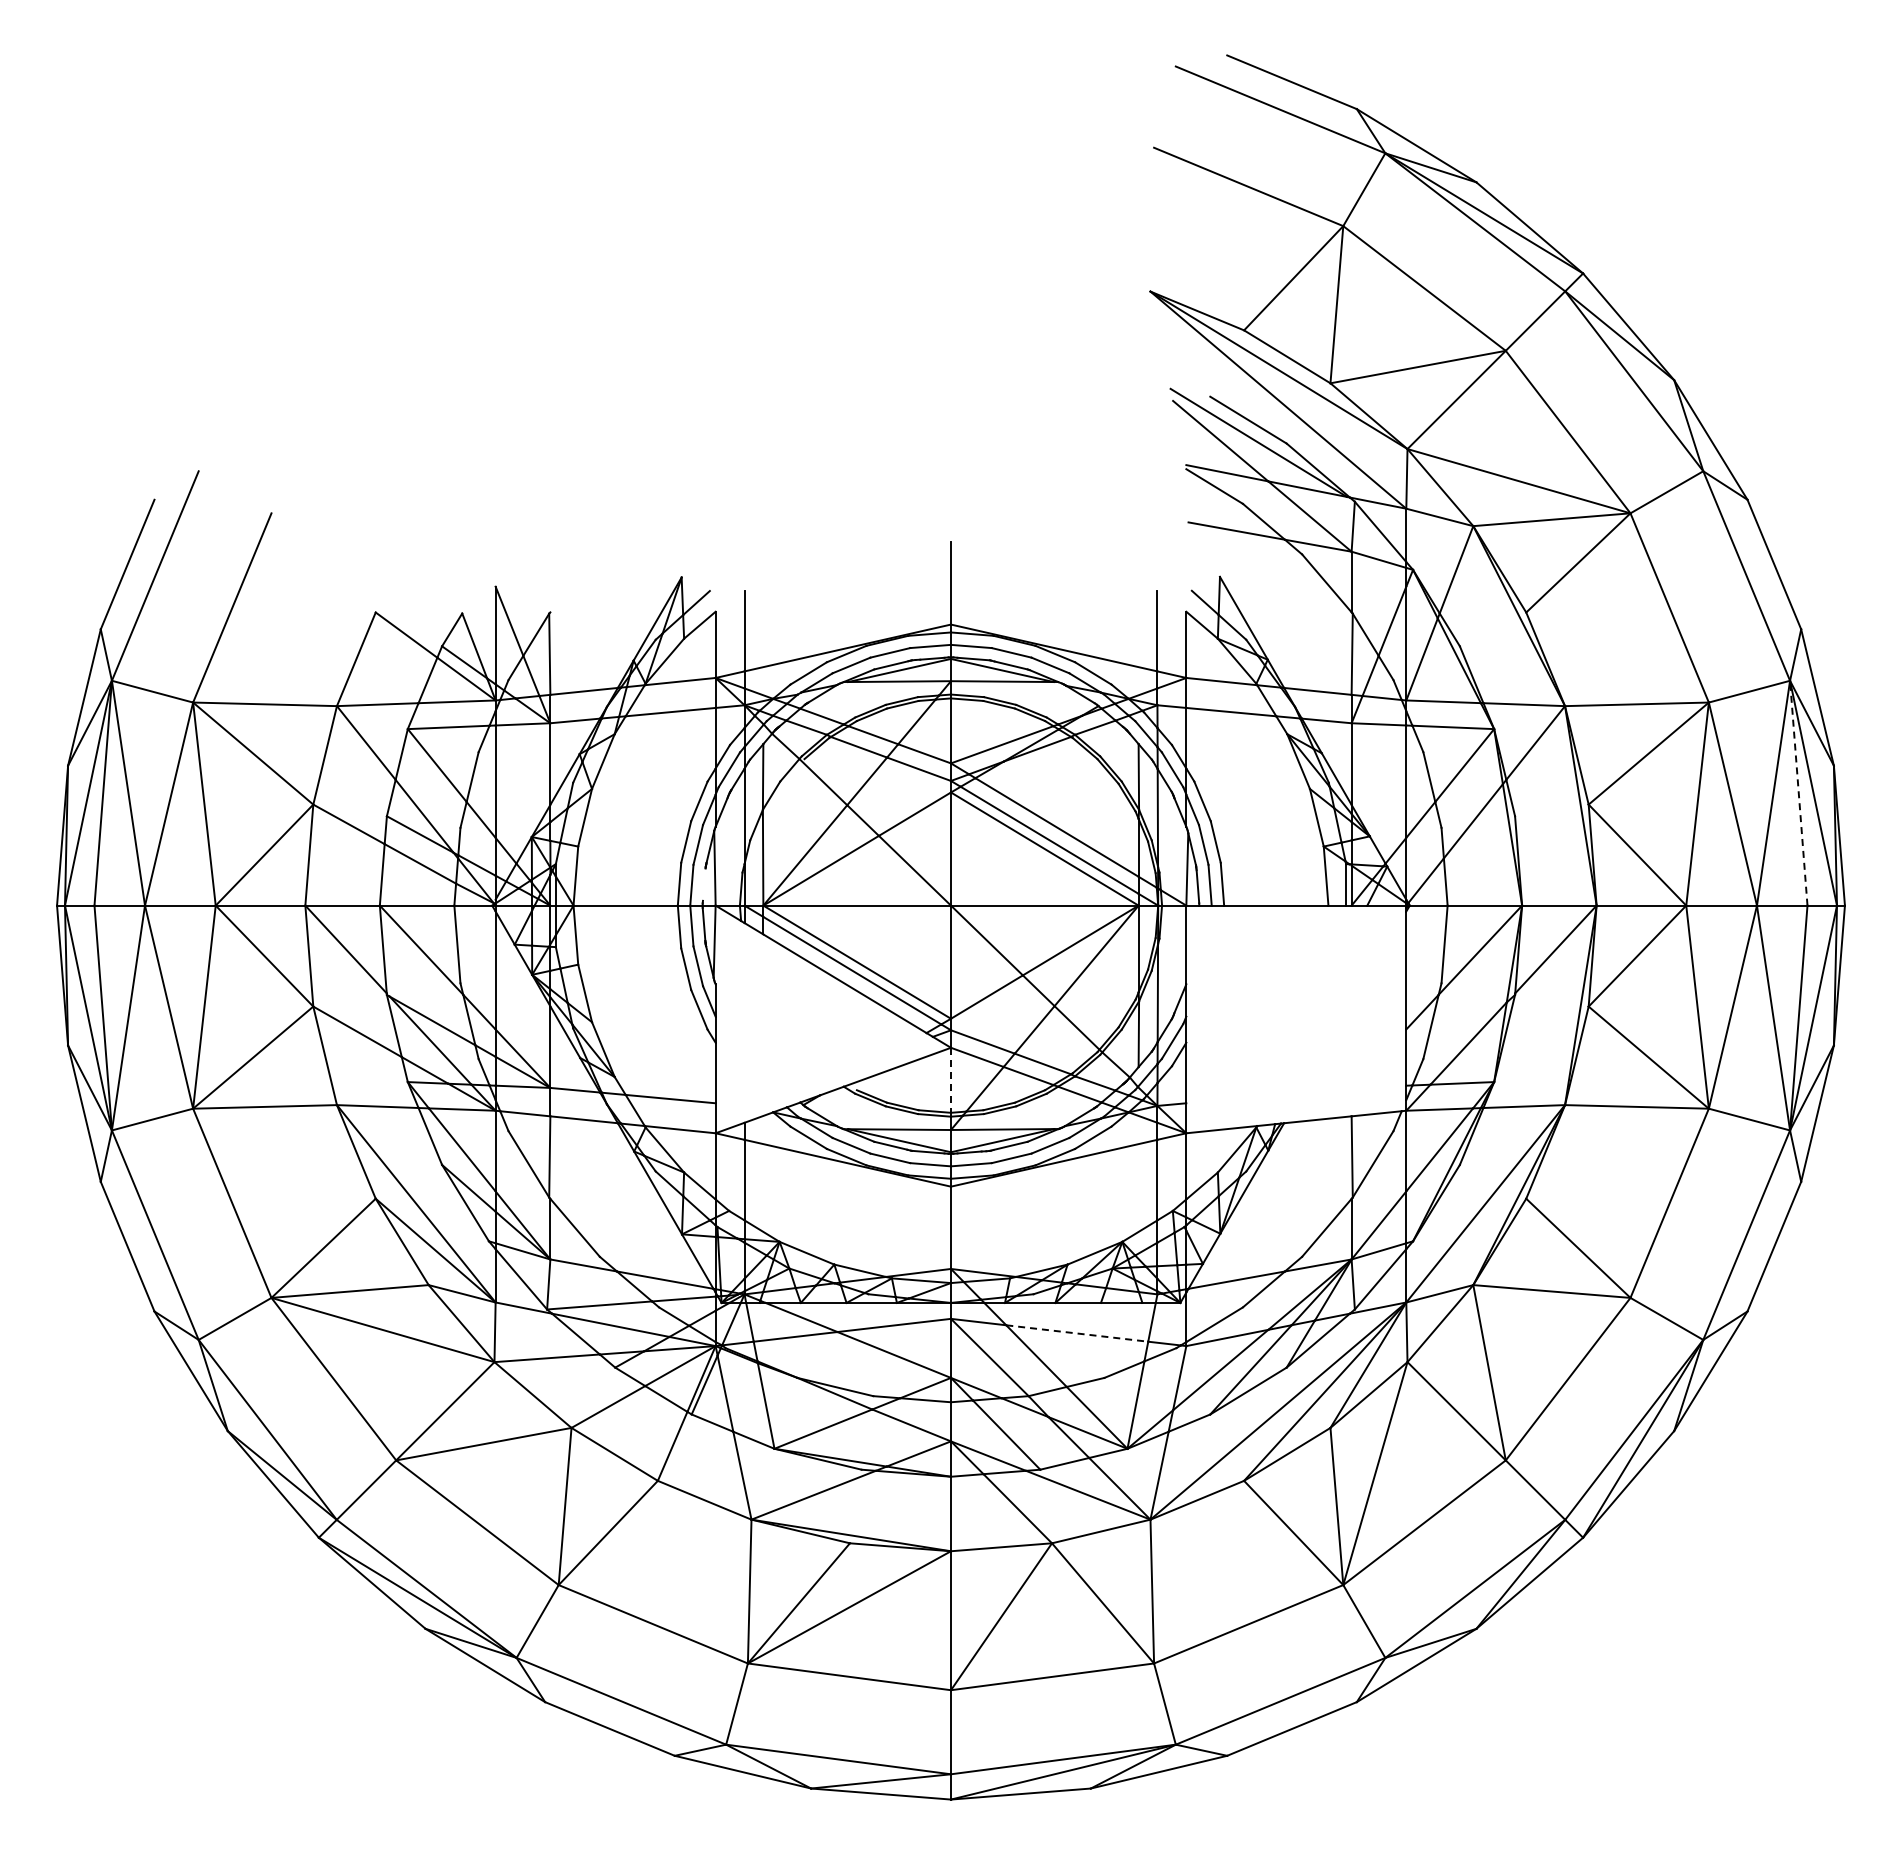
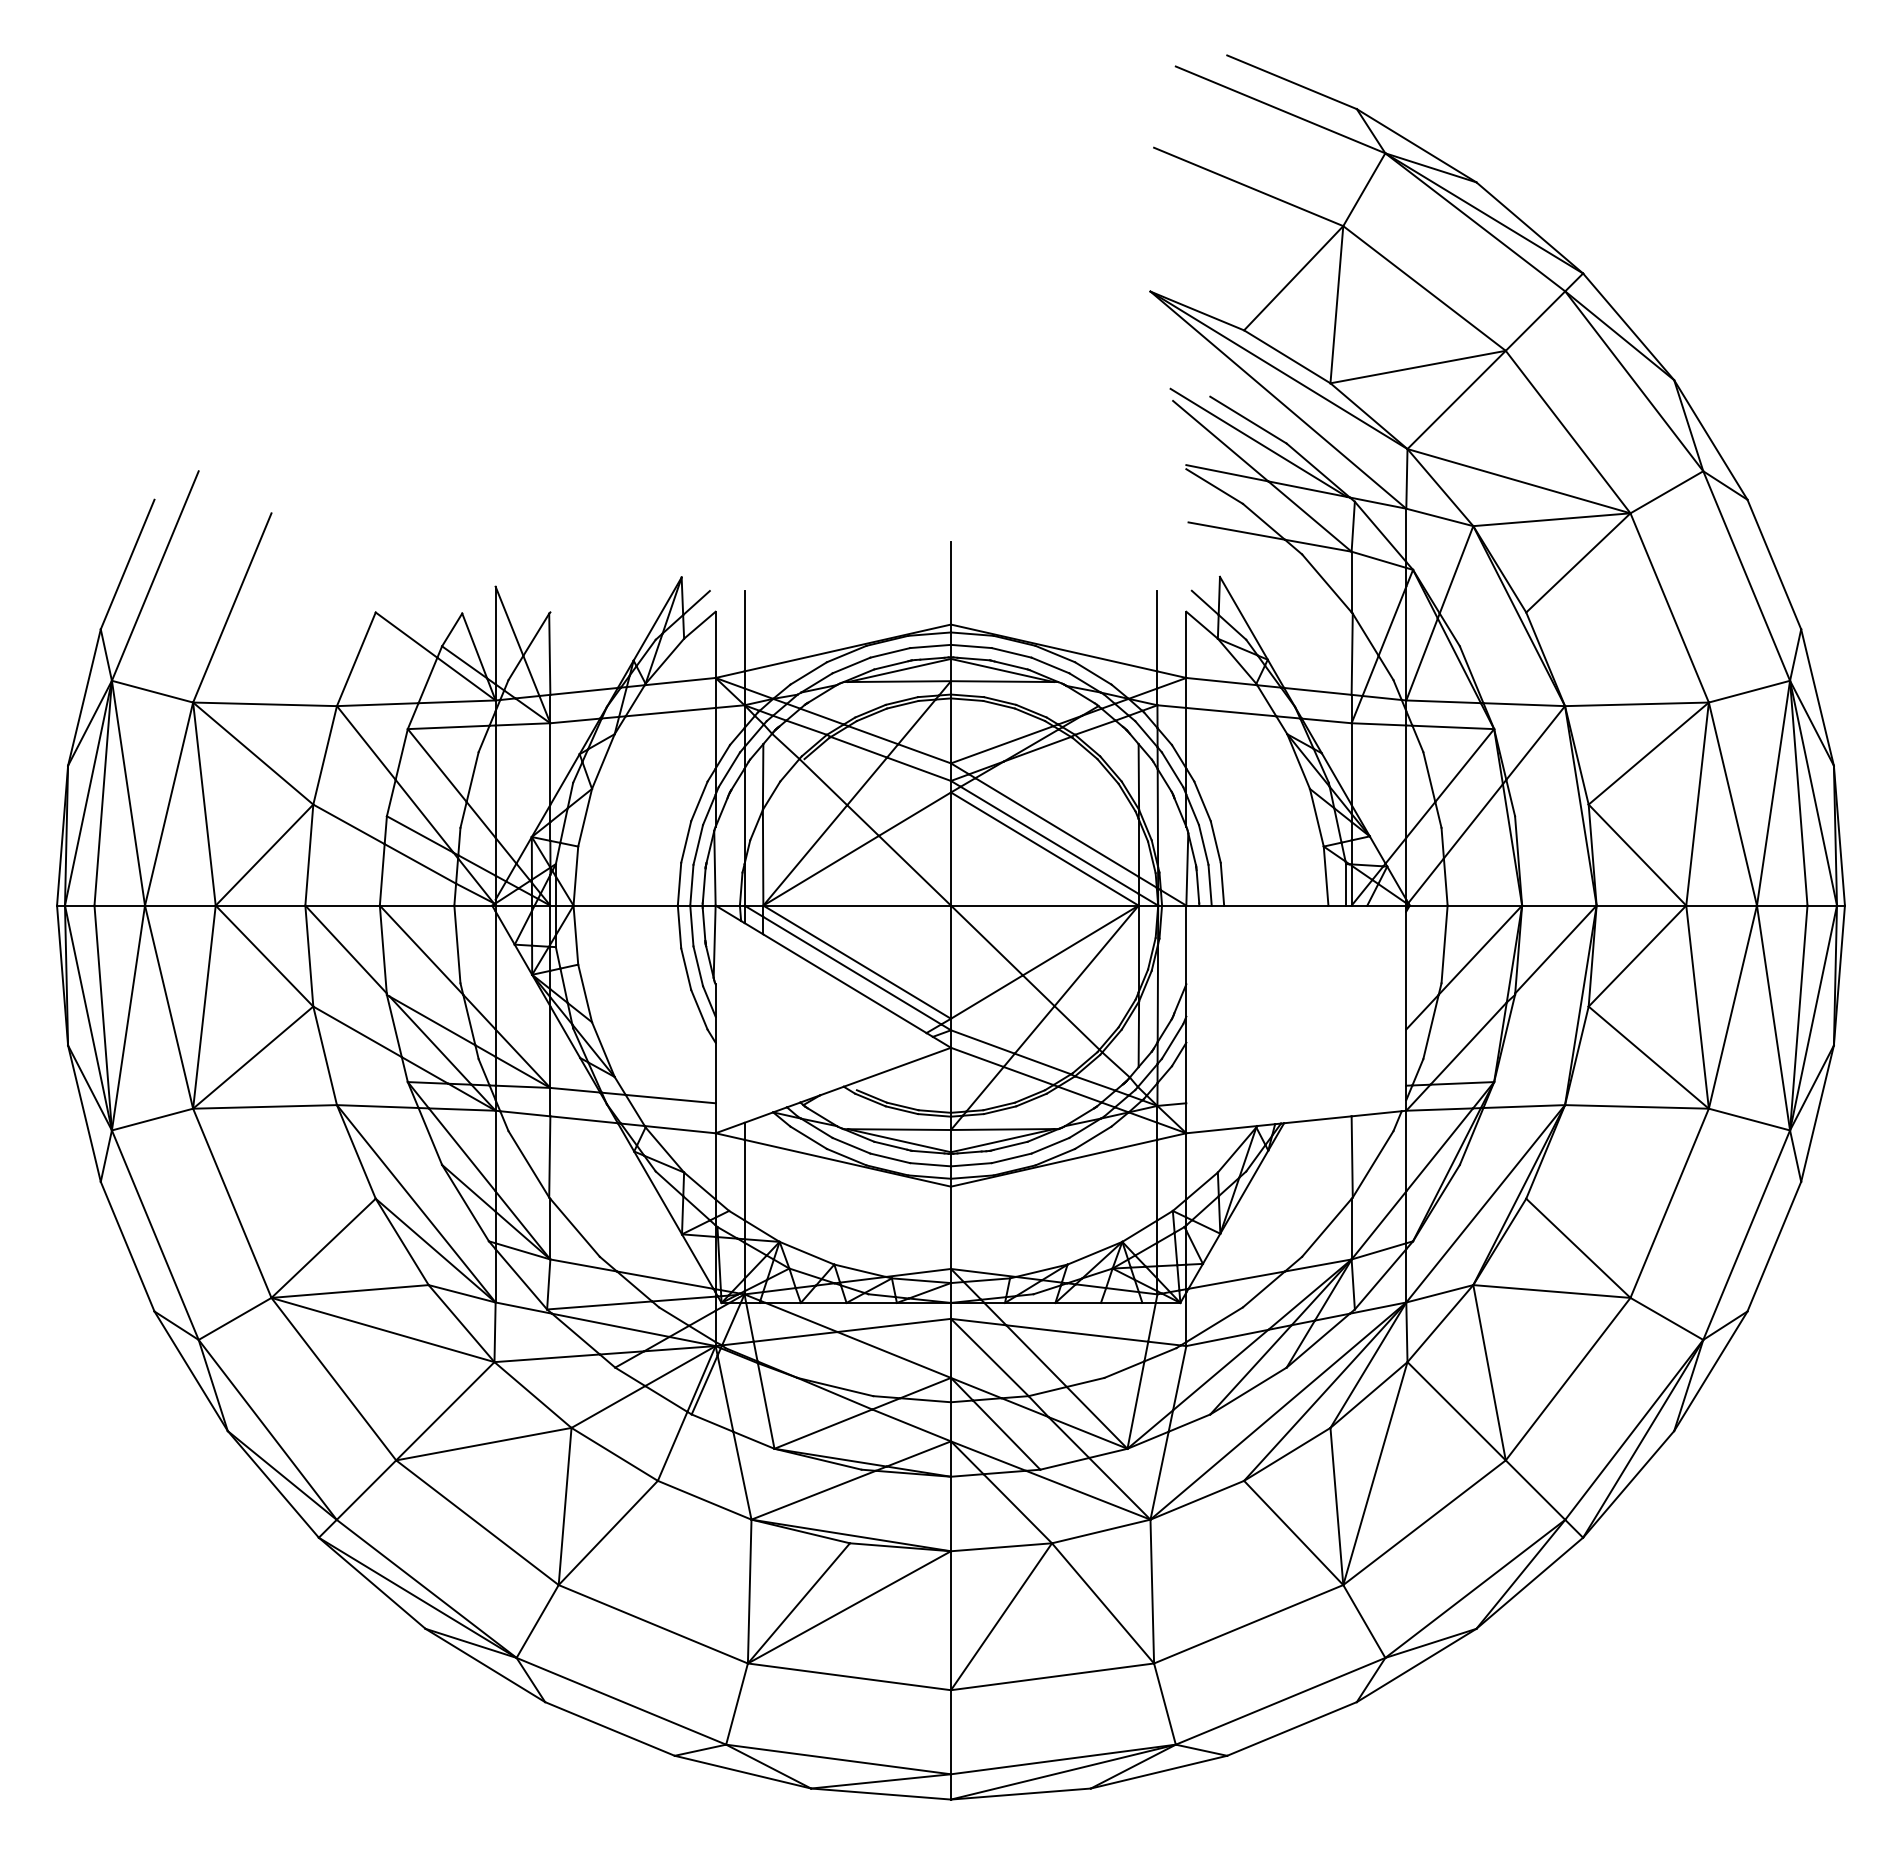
line: dashed -> solid (1798, 793)
line: none -> present (703, 884)
line: dashed -> solid (951, 1080)
line: dashed -> solid (1077, 1333)
